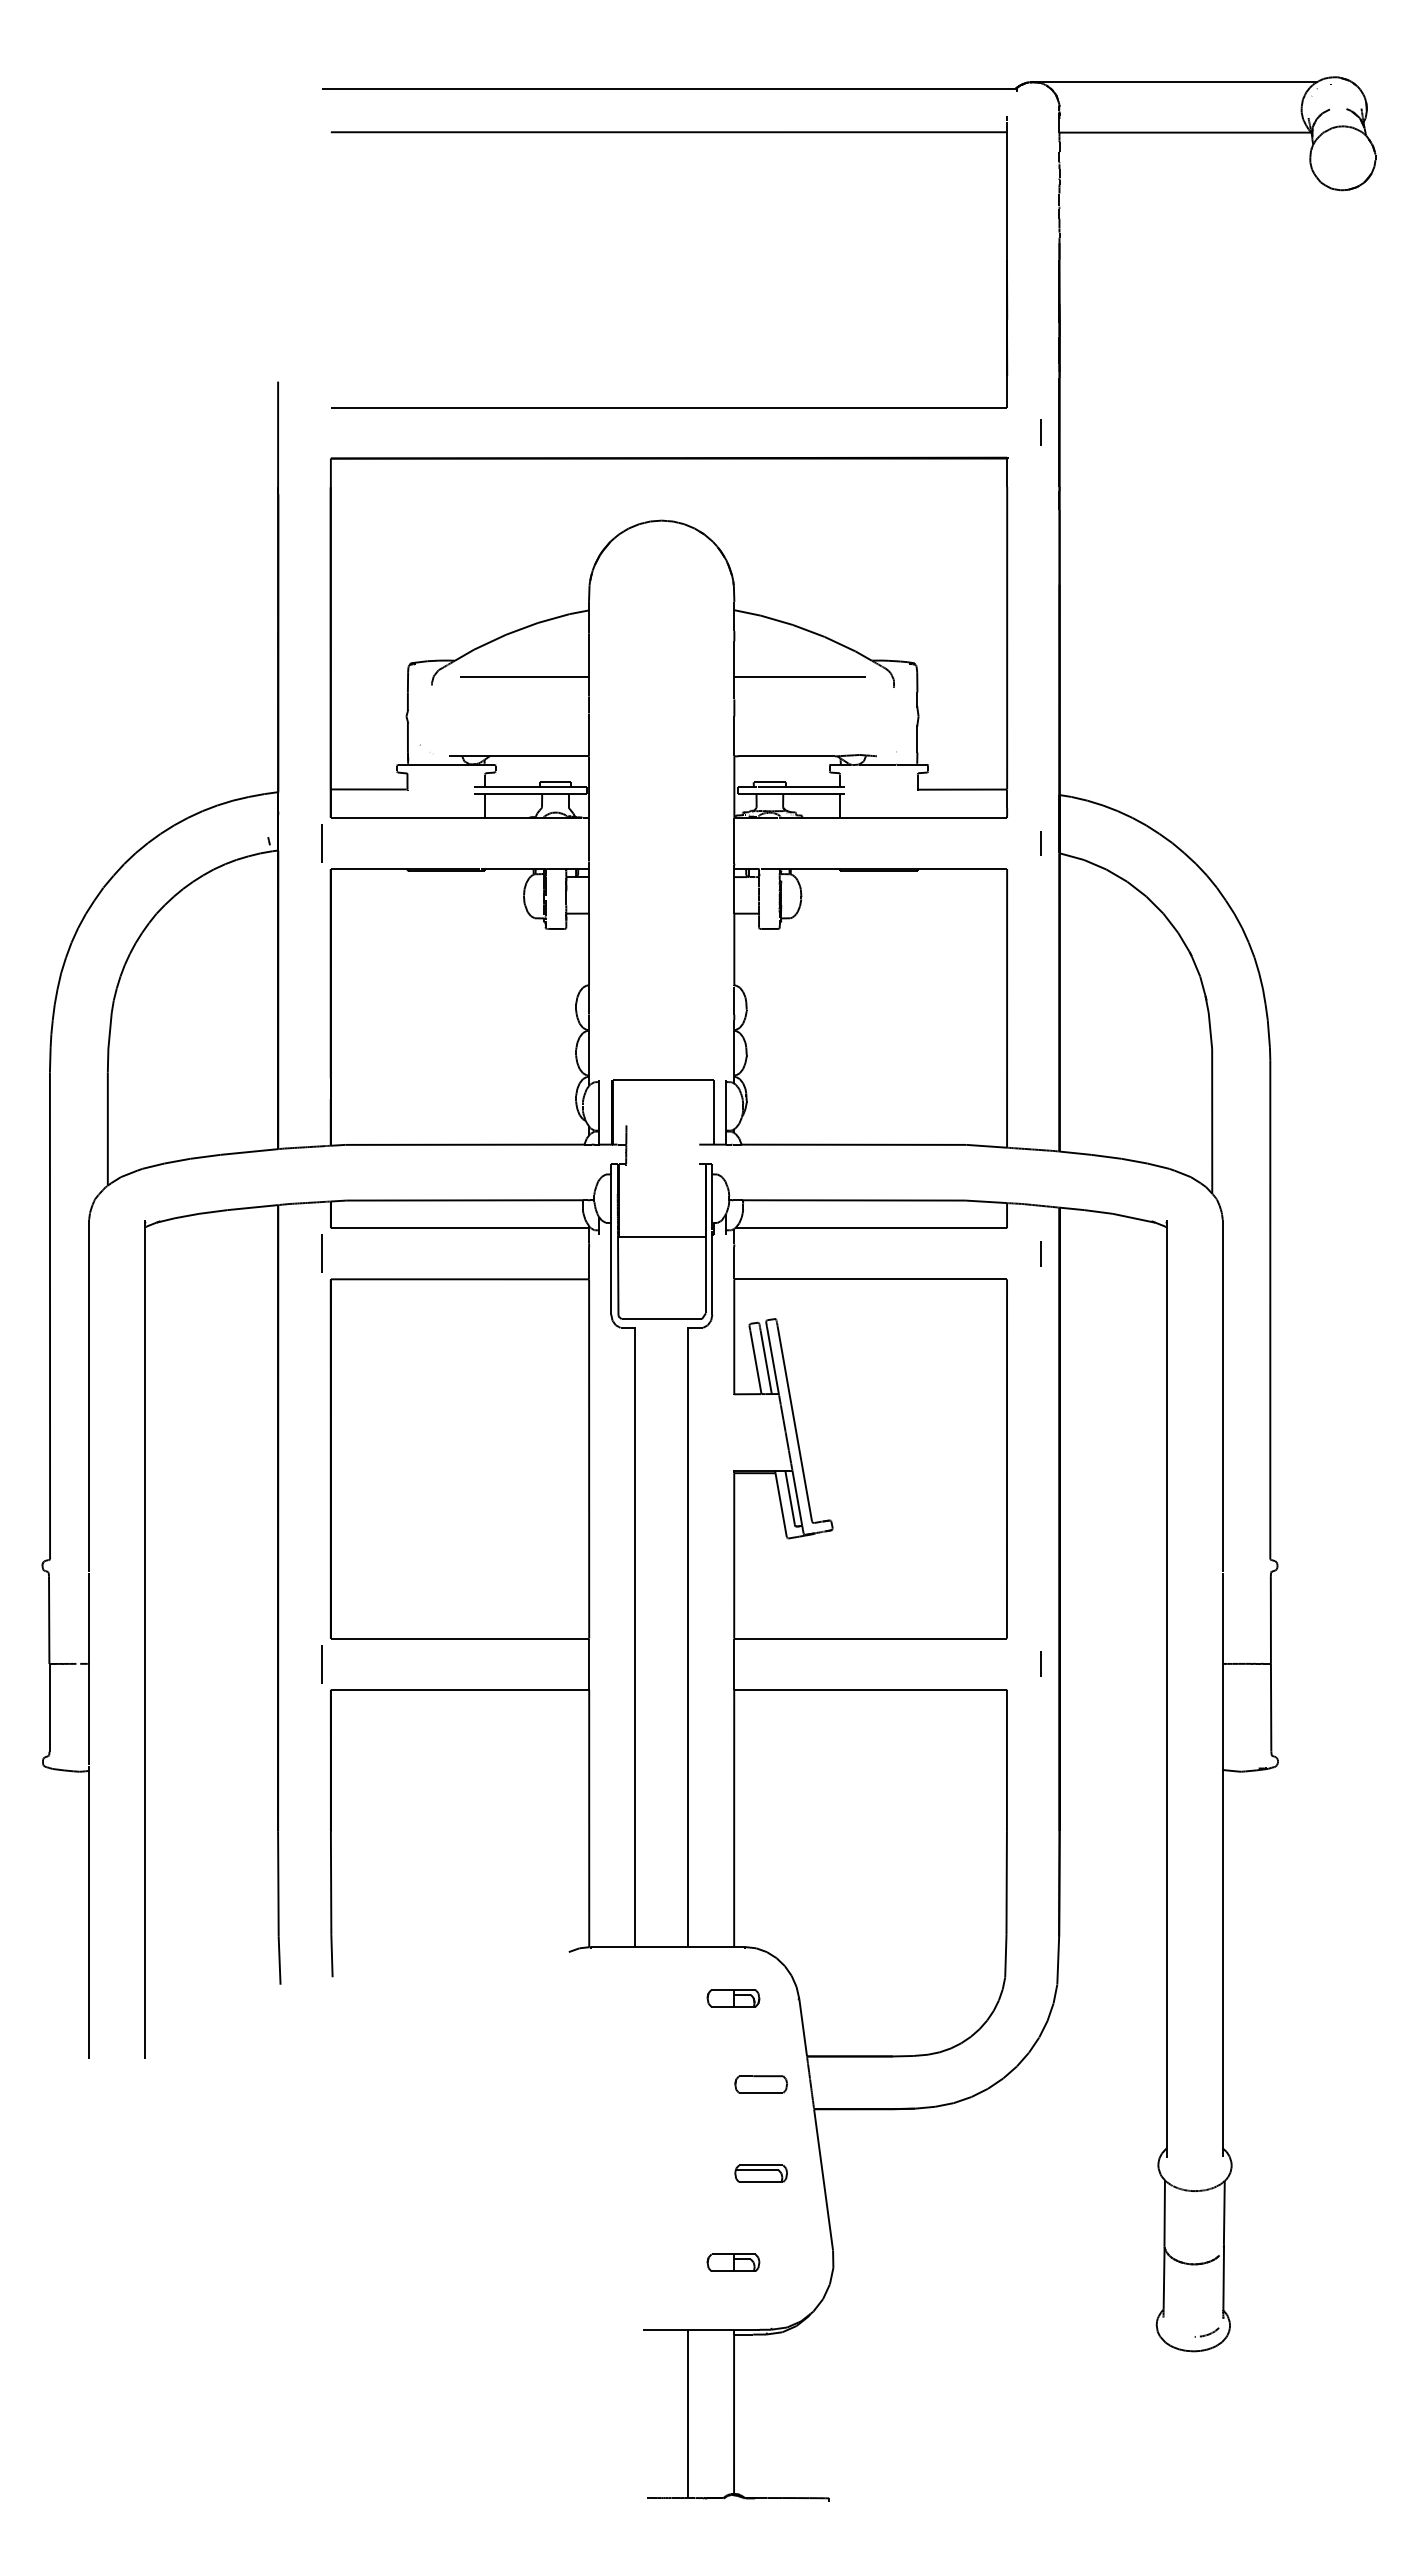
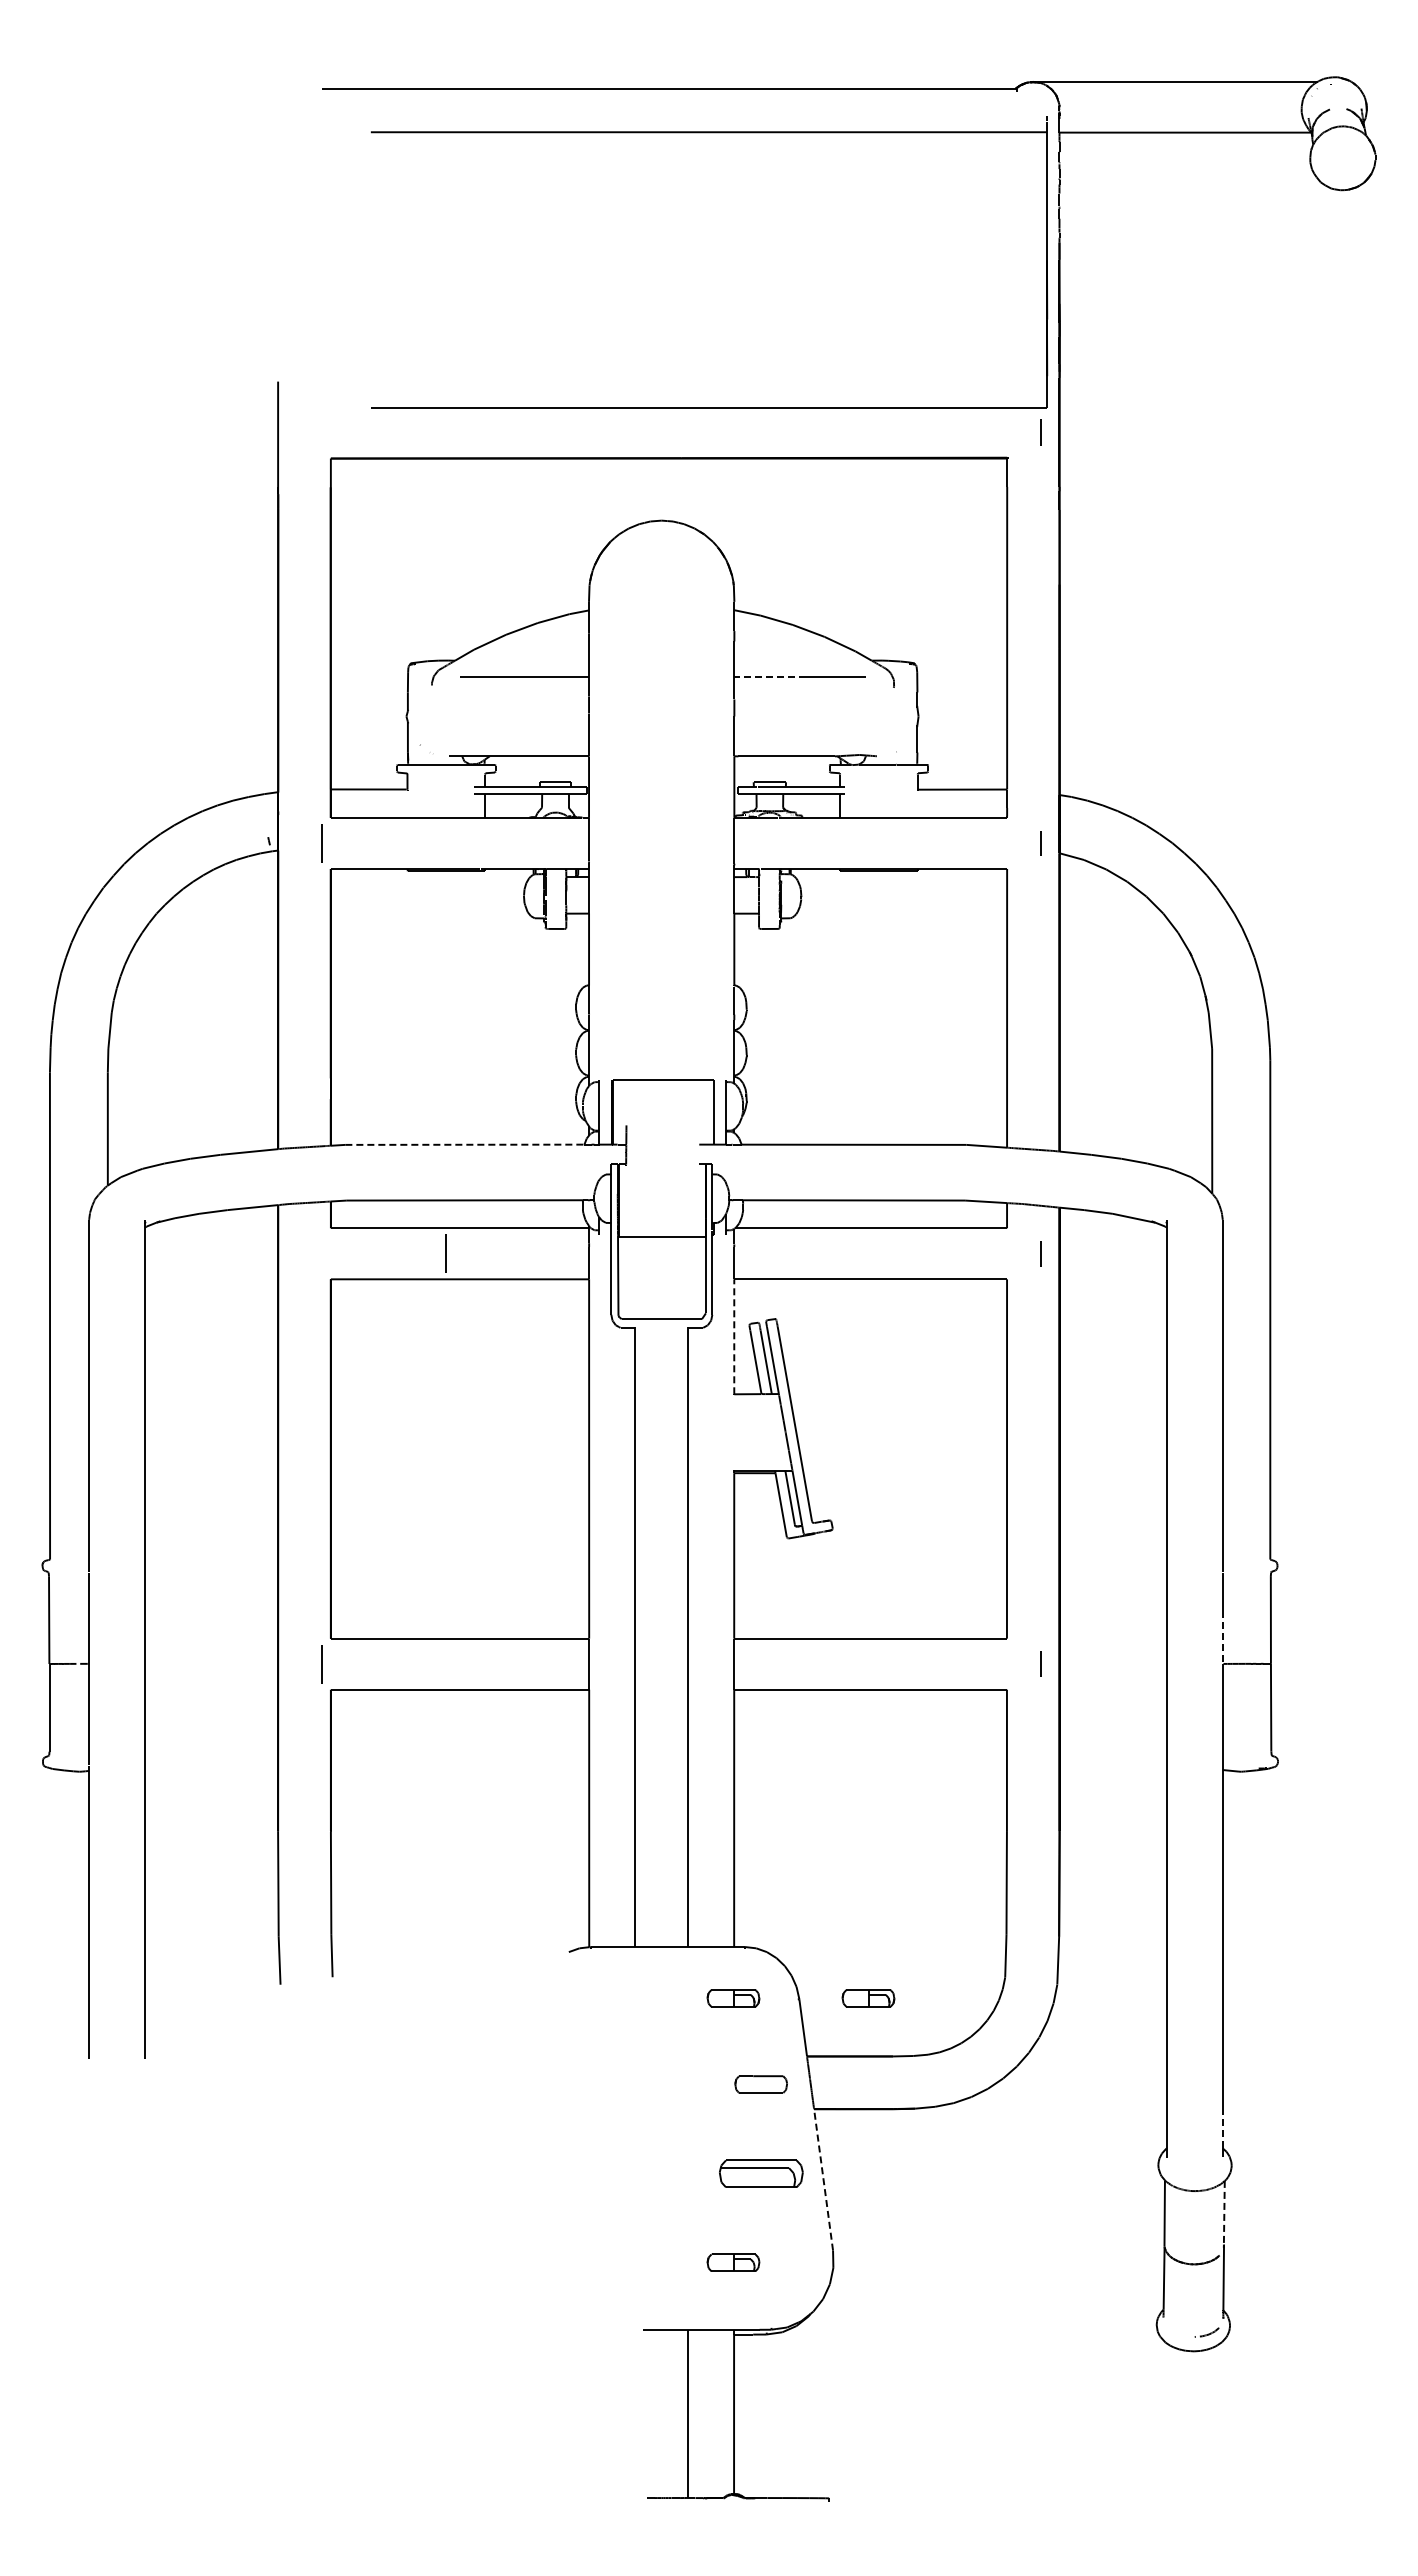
part position: (669, 133) -> (709, 133) (709, 133)
line: solid -> dashed (772, 676)
line: solid -> dashed (464, 1144)
line position: (321, 1253) -> (445, 1253) (445, 1253)
line: solid -> dashed (734, 1336)
line: solid -> dashed (1222, 1638)
part: none -> present (868, 1998)
line: solid -> dashed (1222, 2128)
part size: 54x19 px -> 85x29 px (761, 2173)
line: solid -> dashed (823, 2179)
line: solid -> dashed (1224, 2212)
